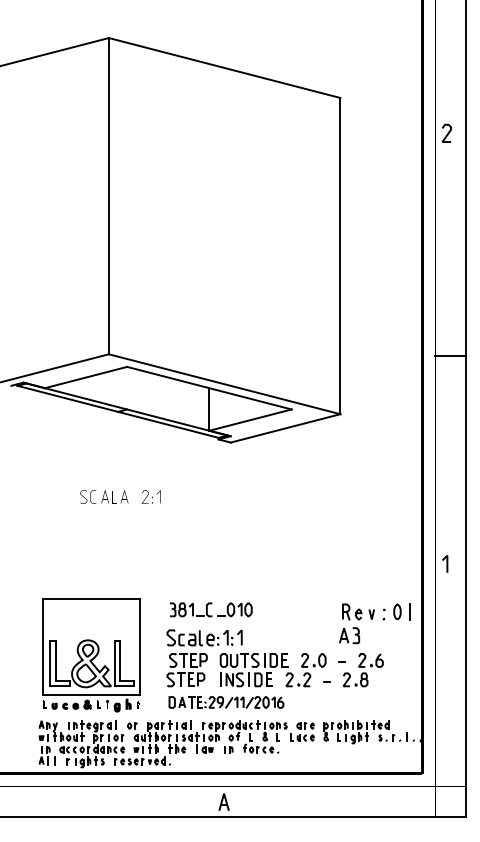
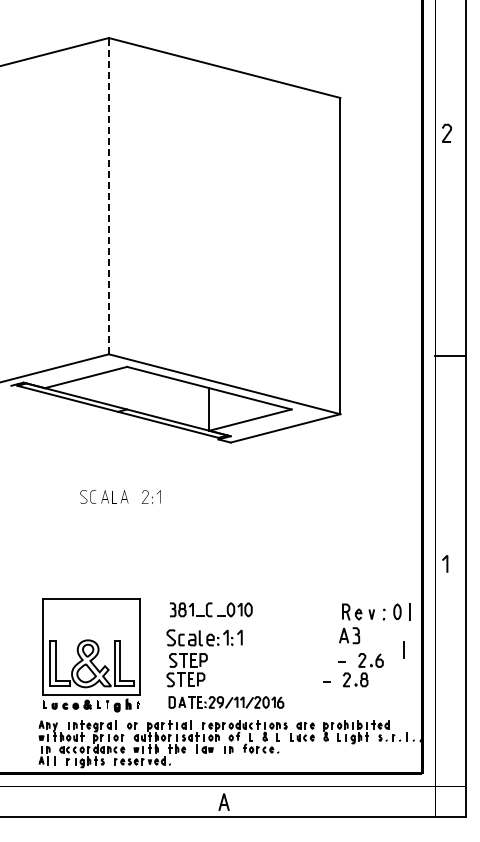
line: solid -> dashed (108, 195)
line: none -> present (403, 649)
part: present -> none (272, 670)
